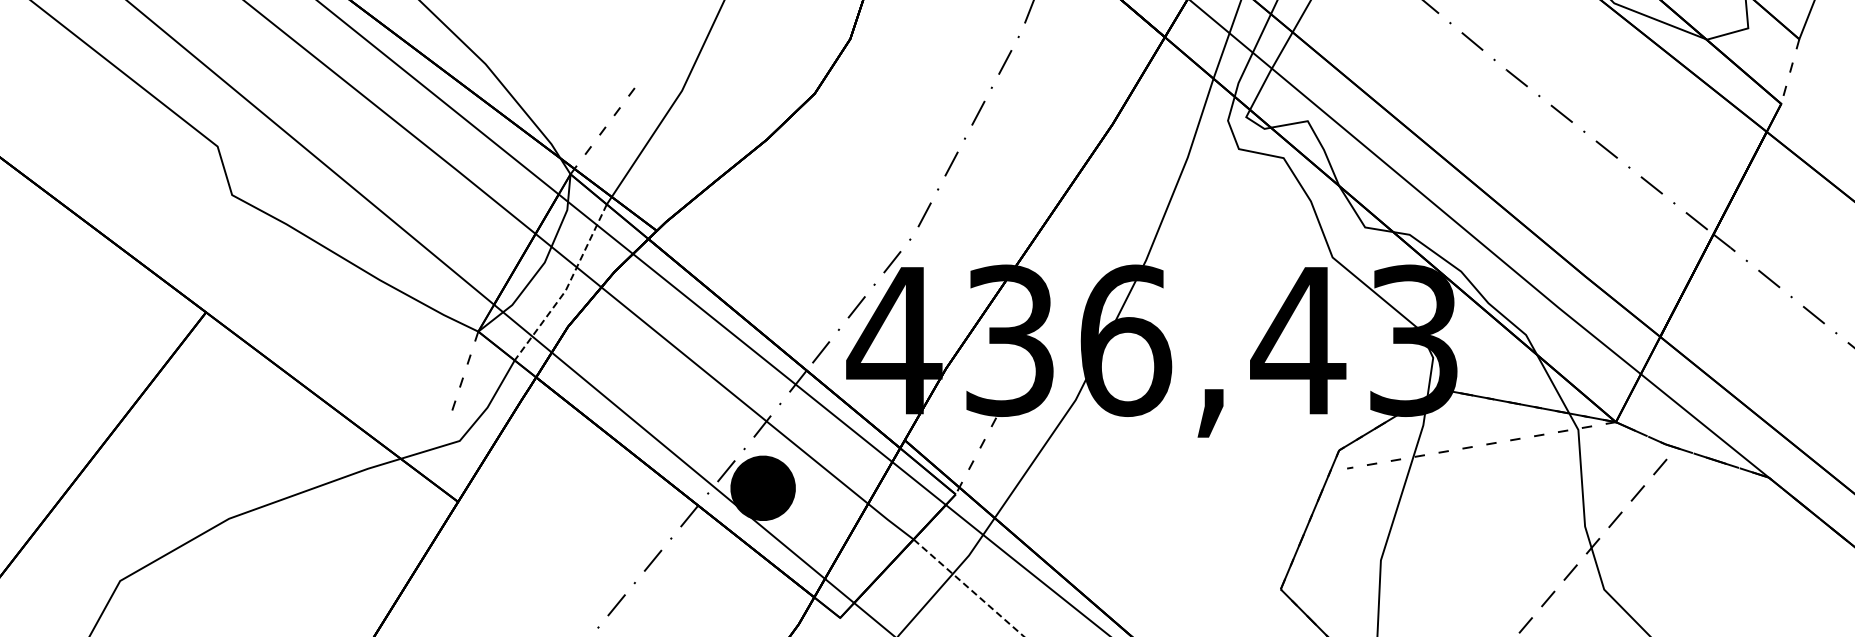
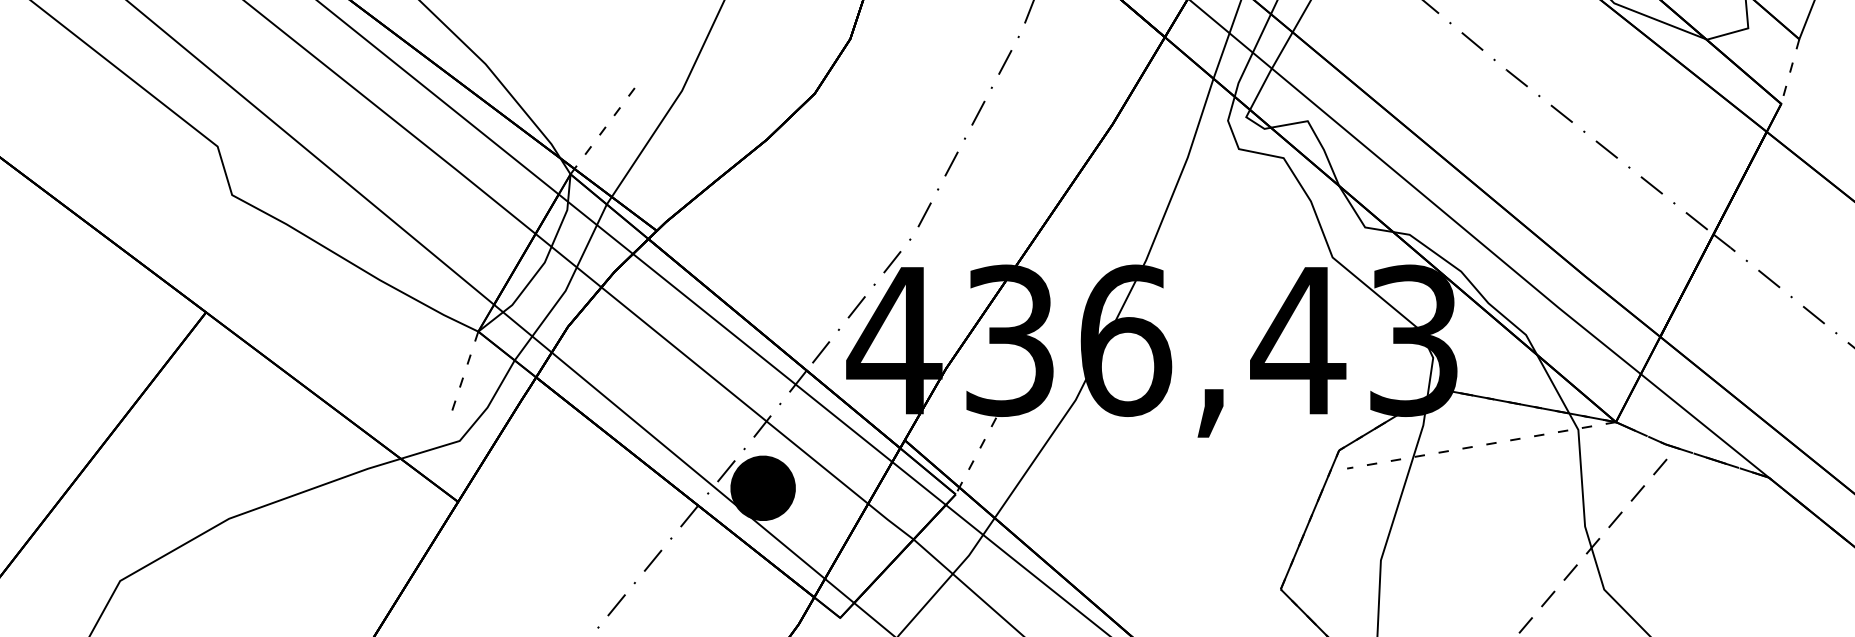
line: dashed -> solid (567, 287)
line: dashed -> solid (969, 588)
